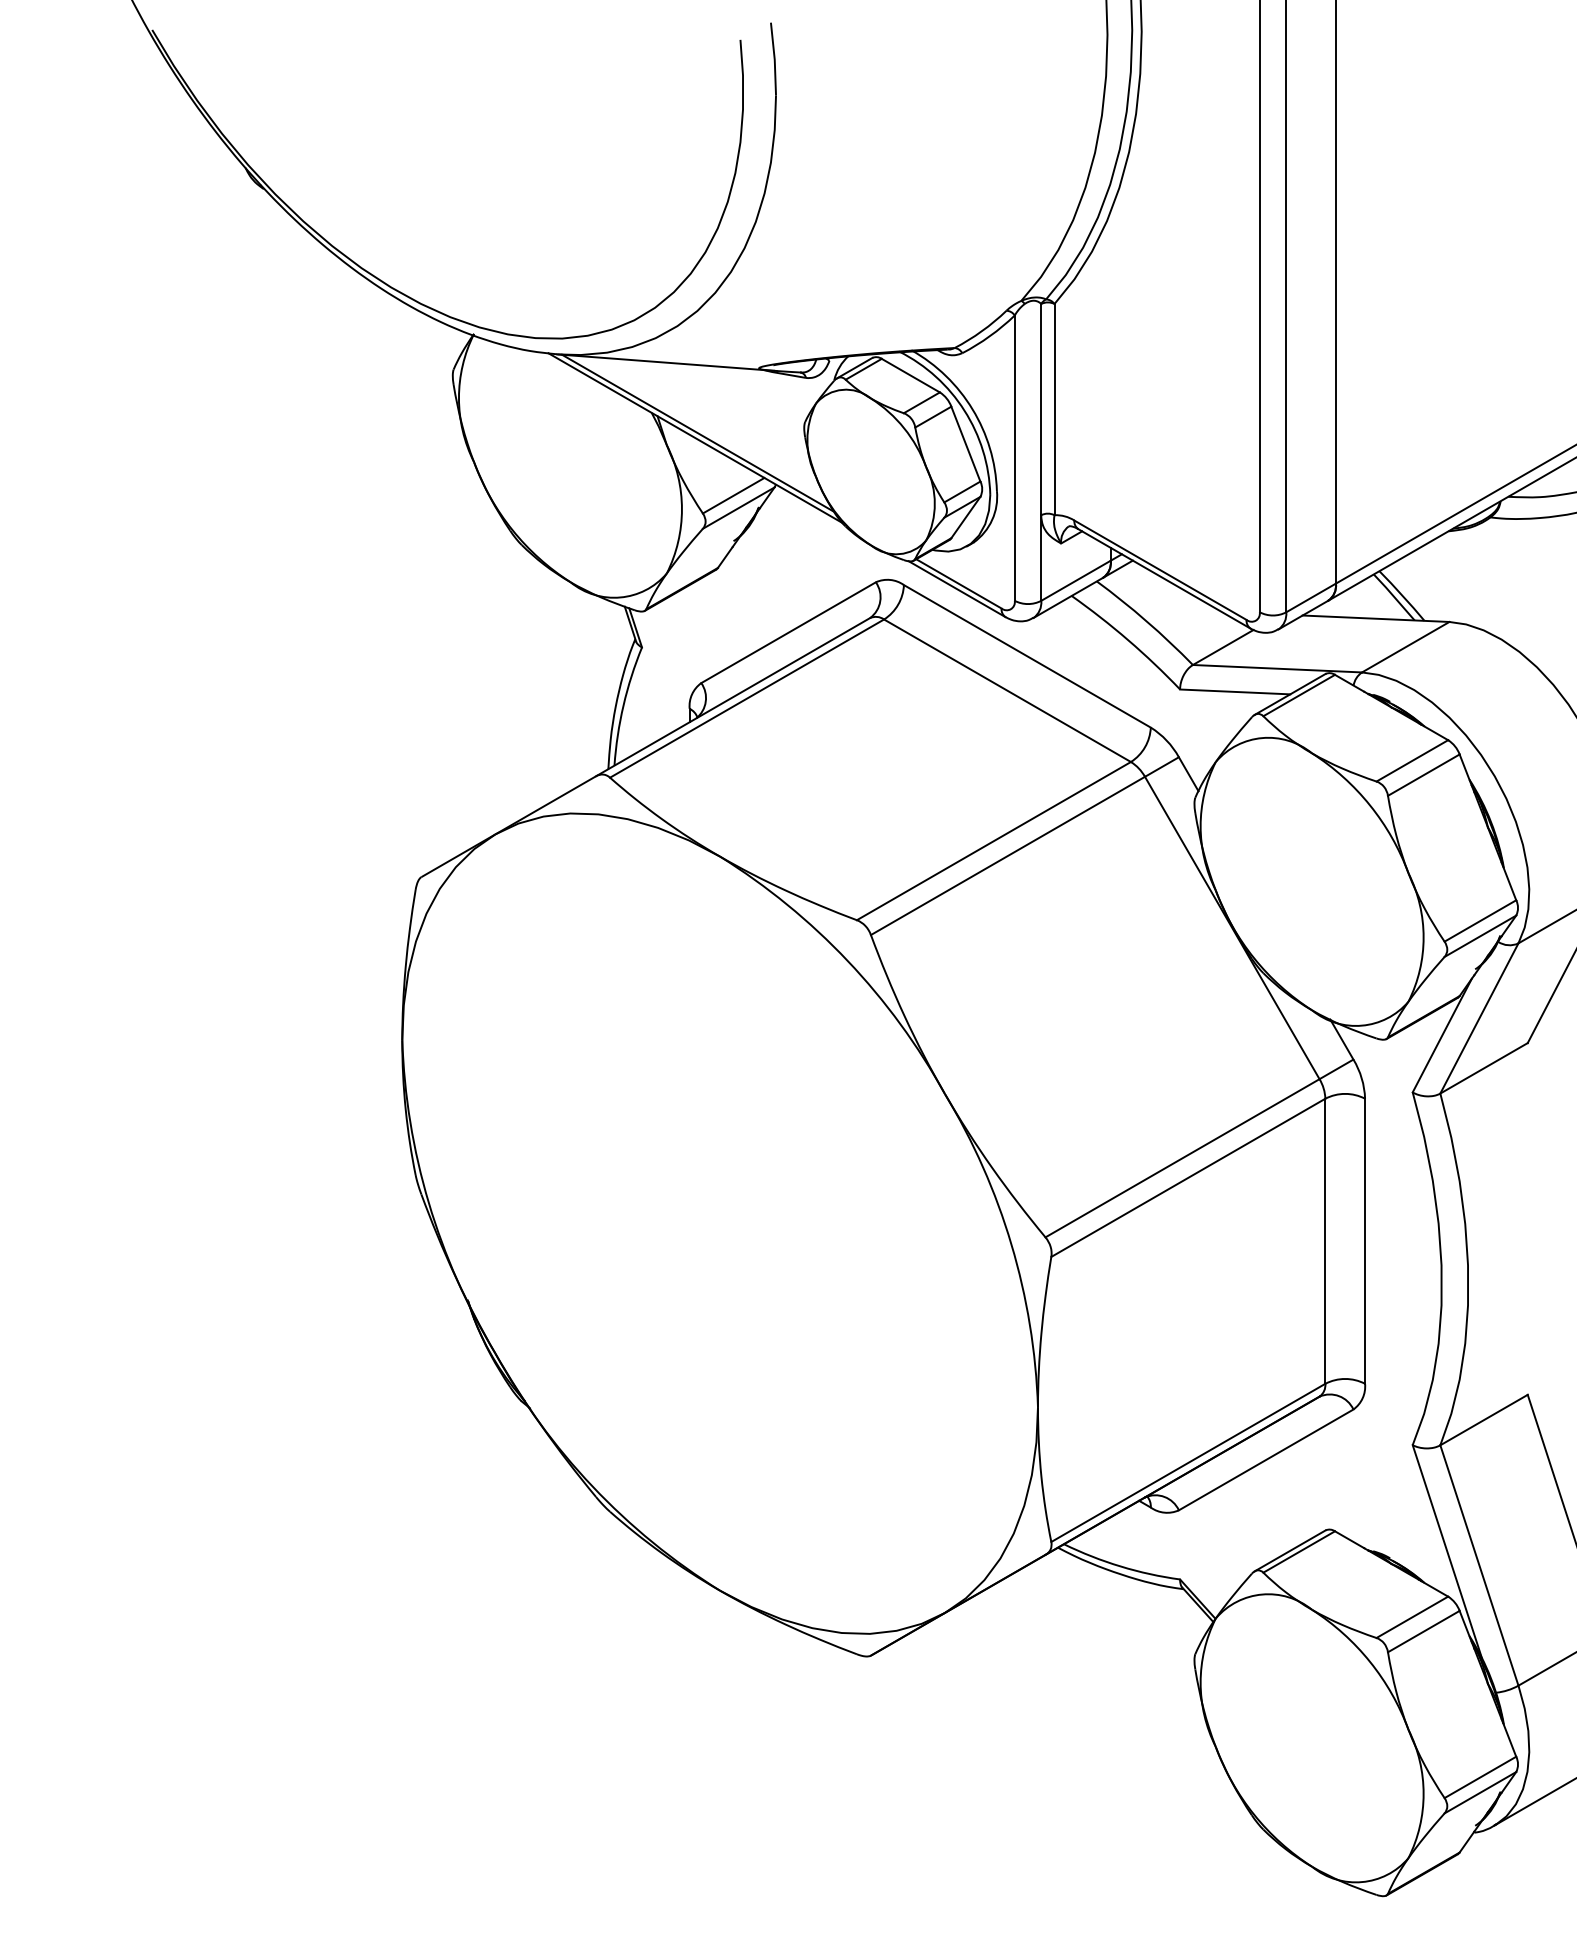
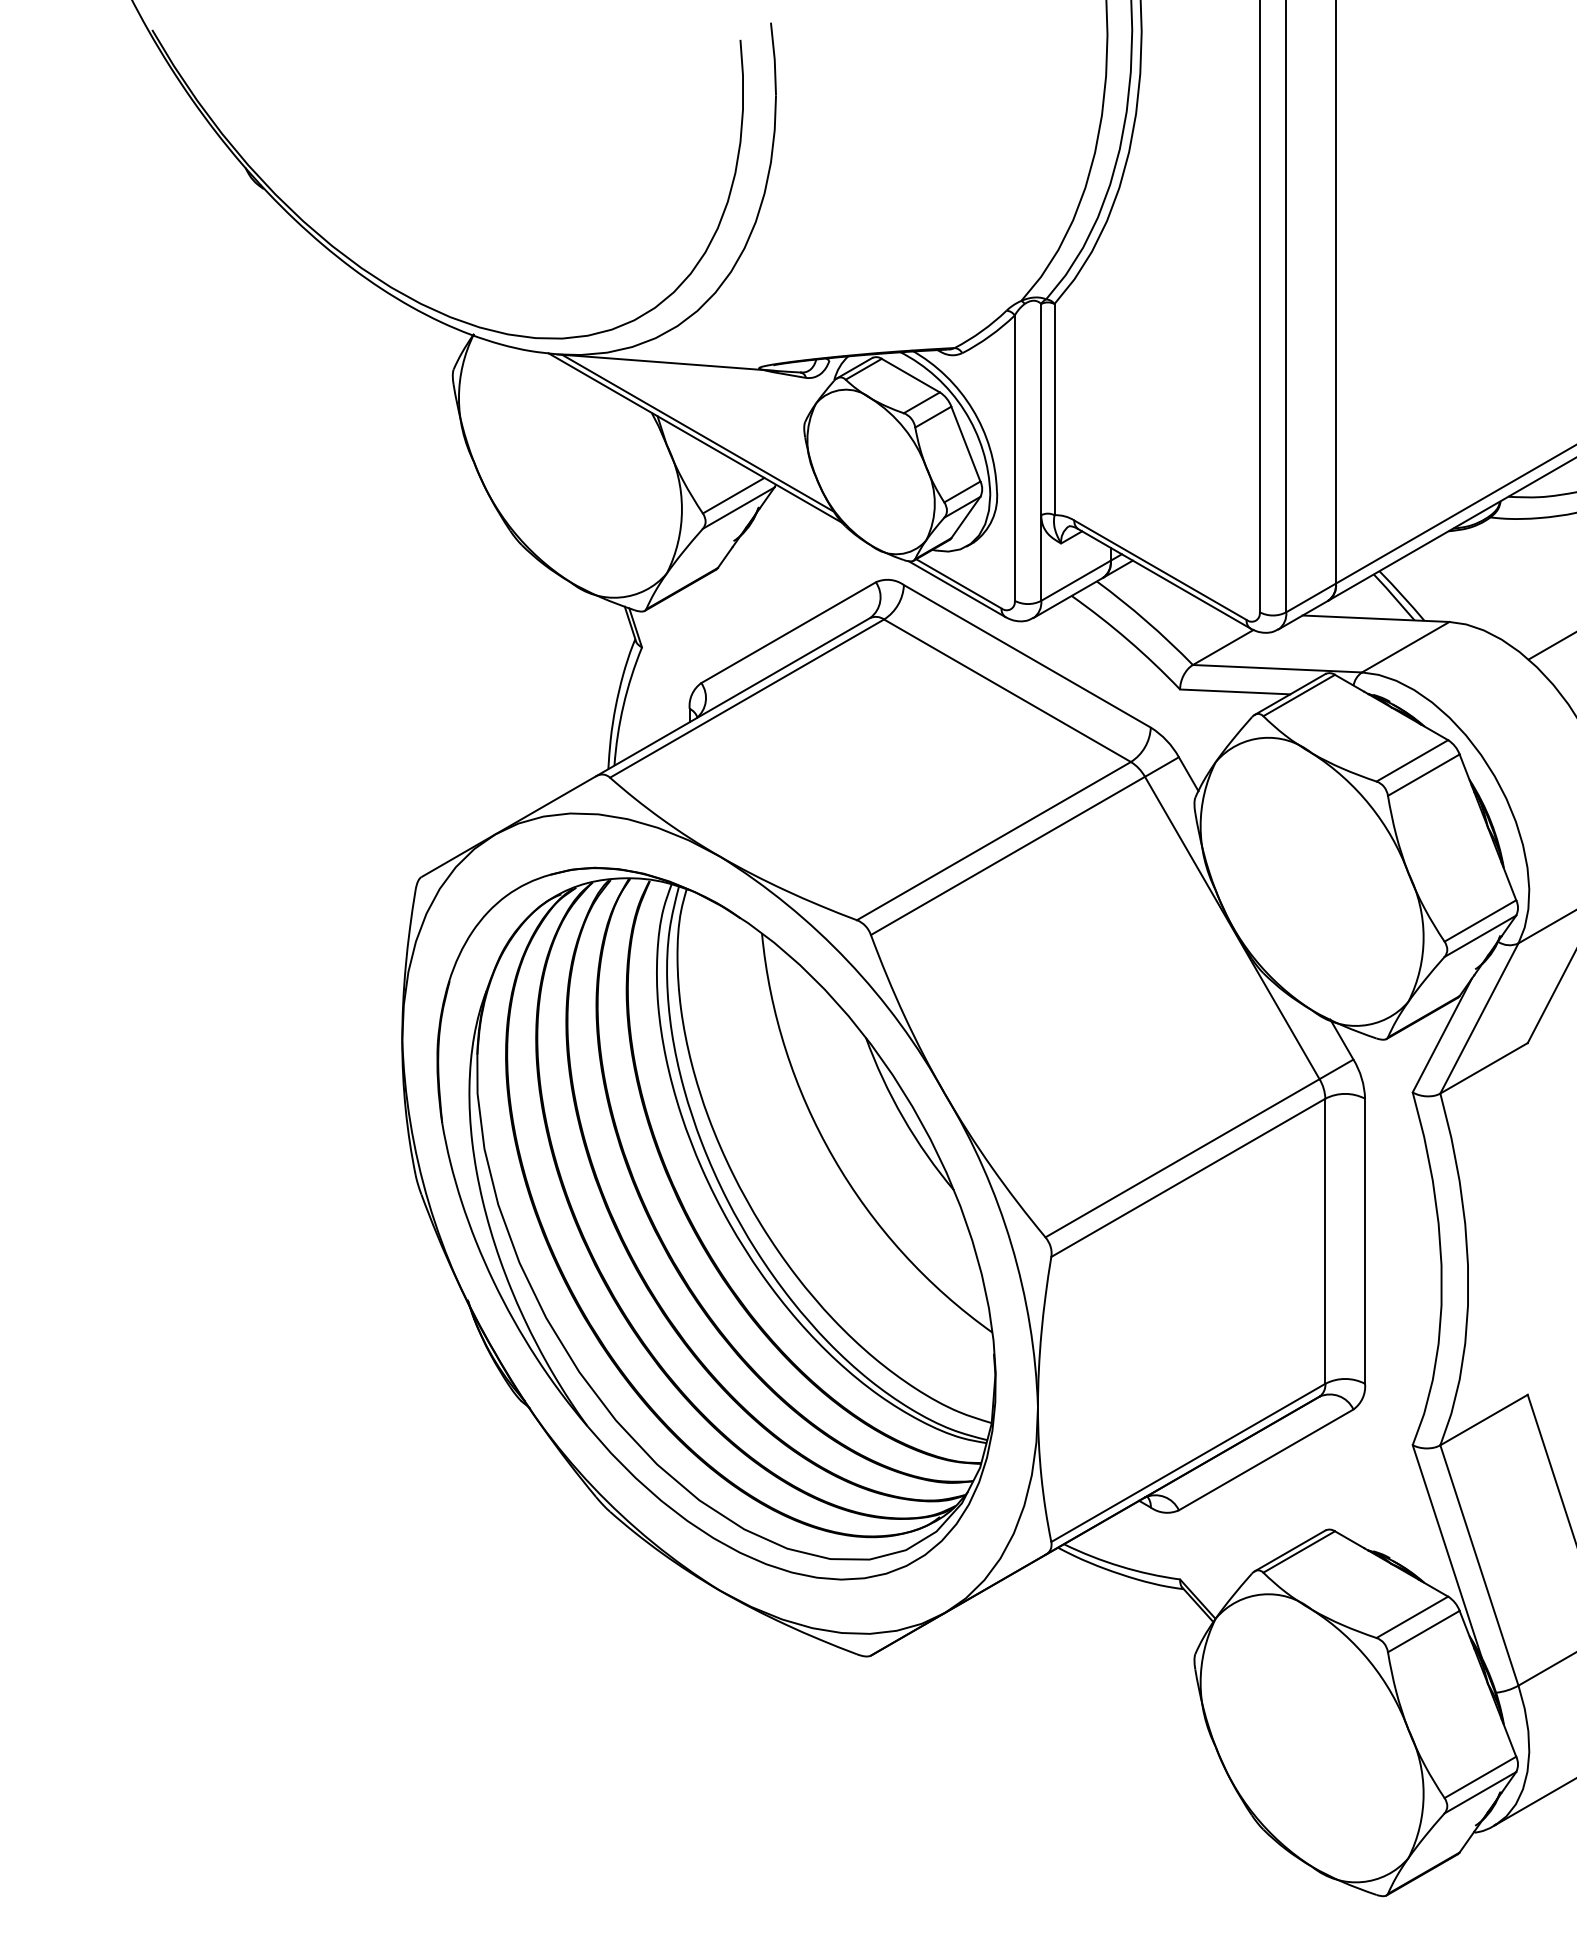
line: none -> present (1550, 646)
part: none -> present (716, 1223)
